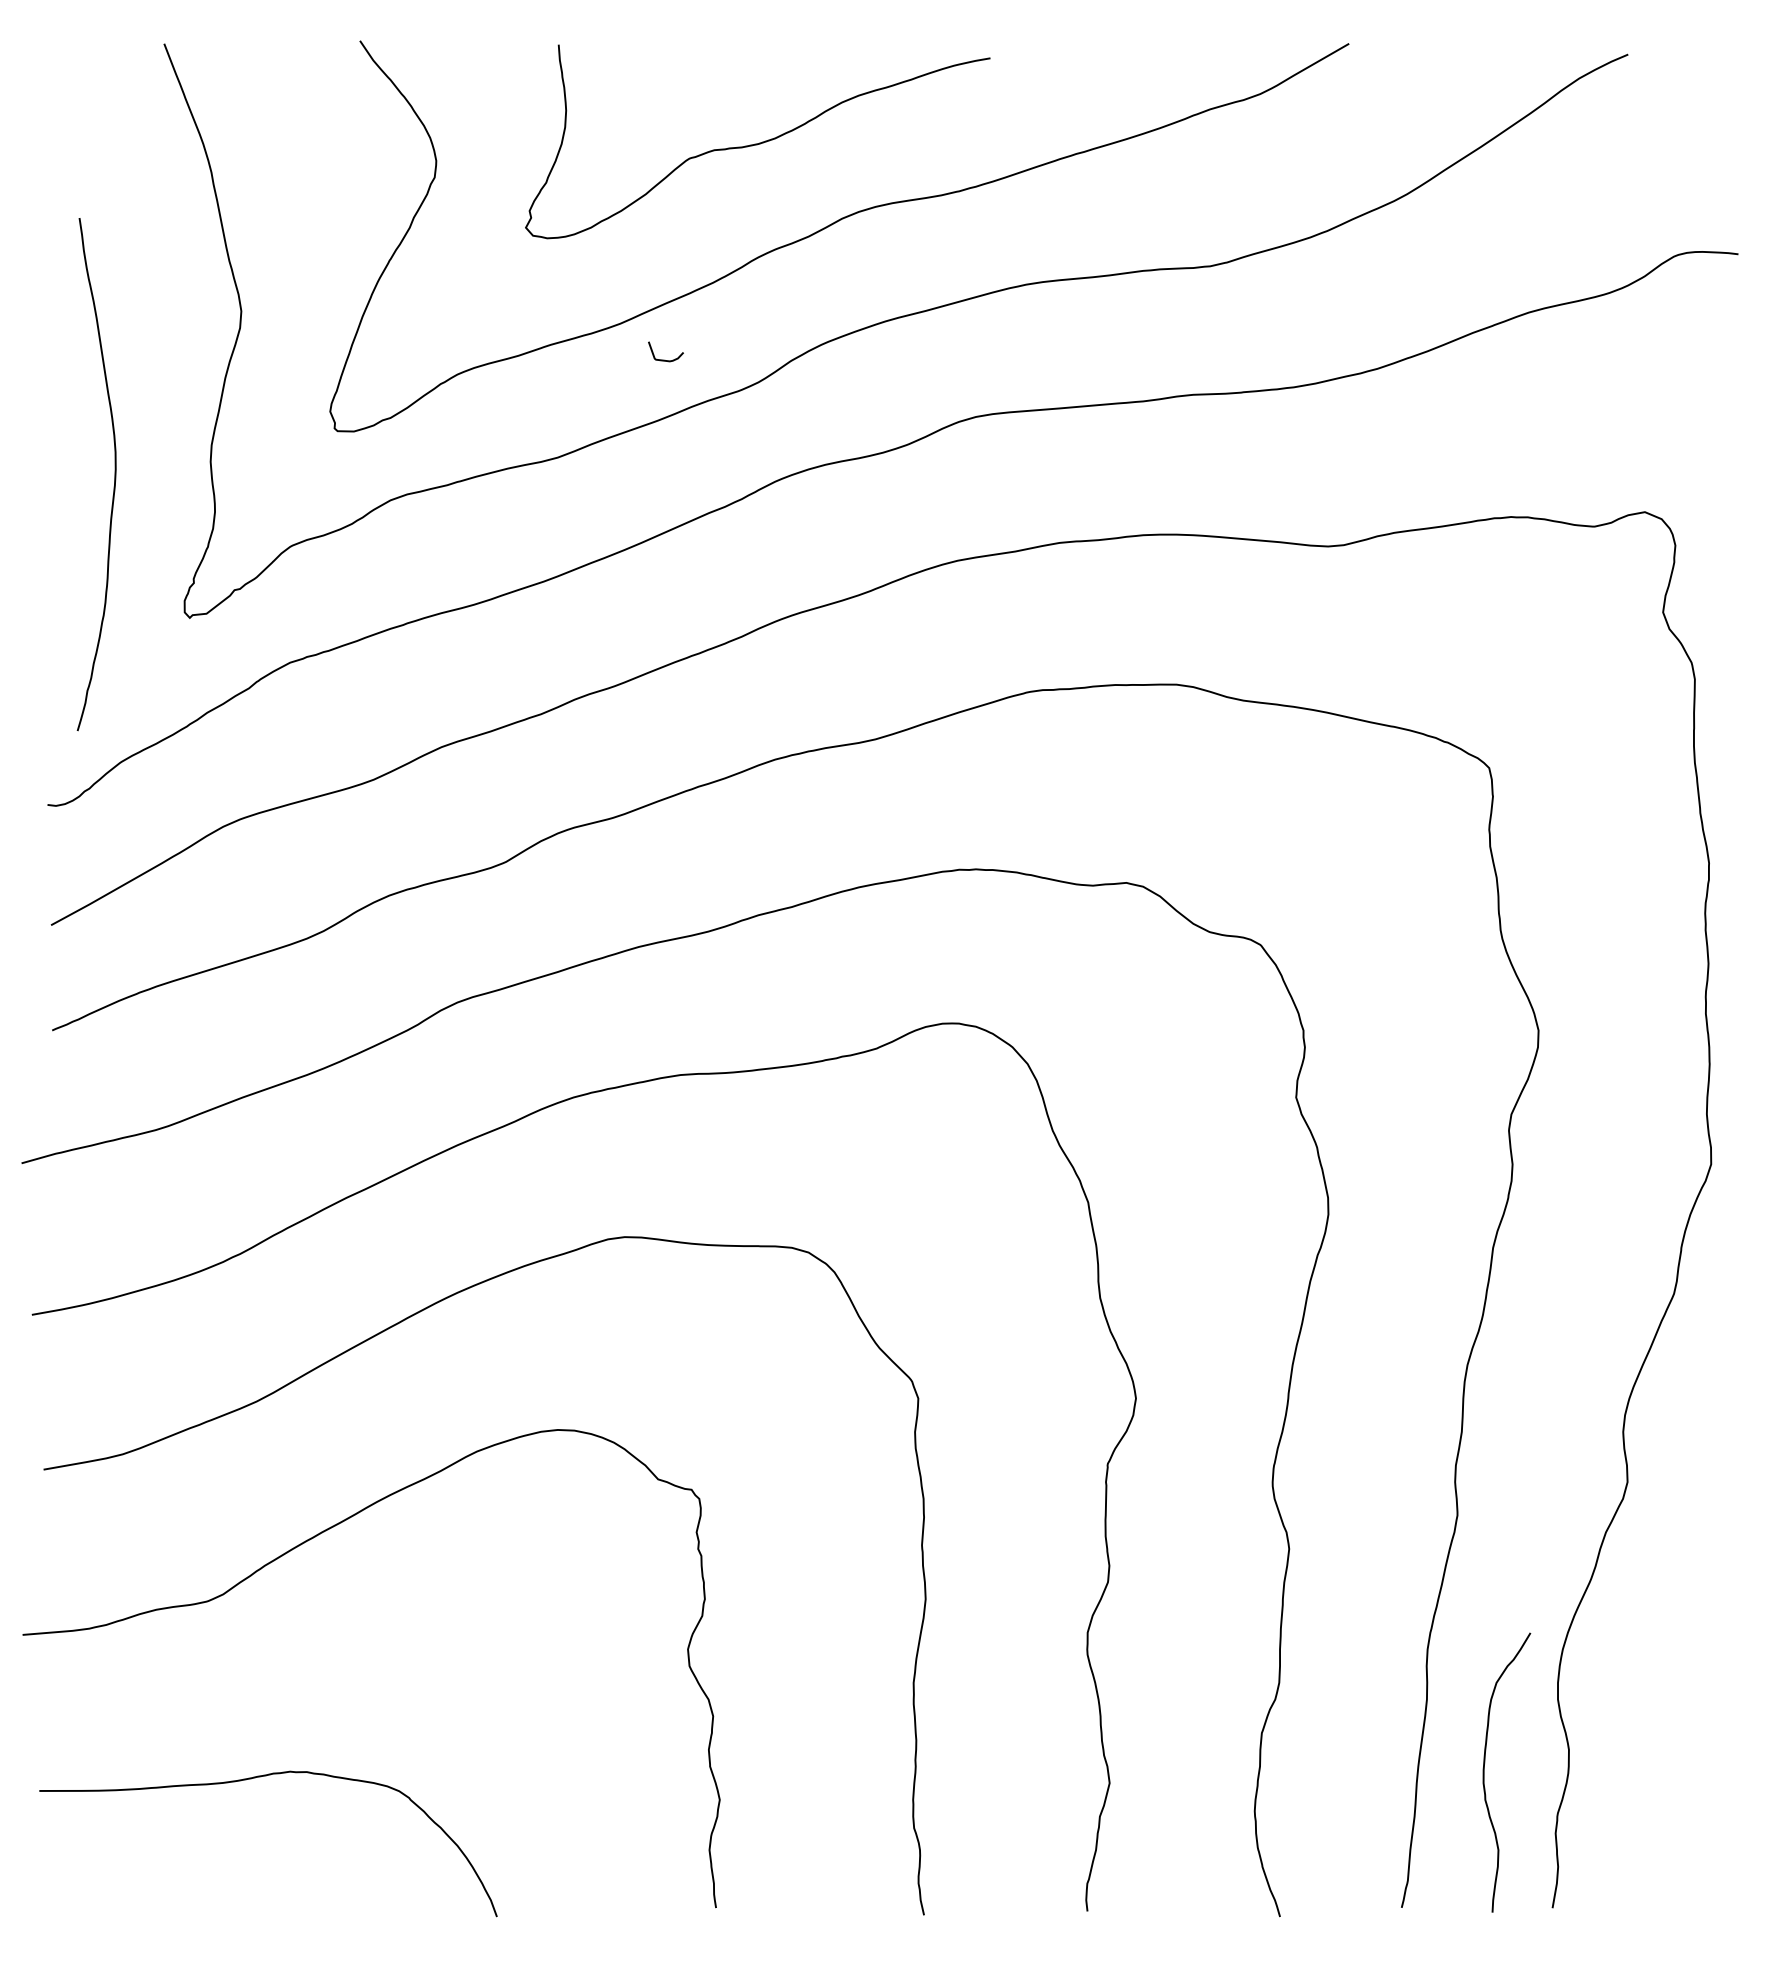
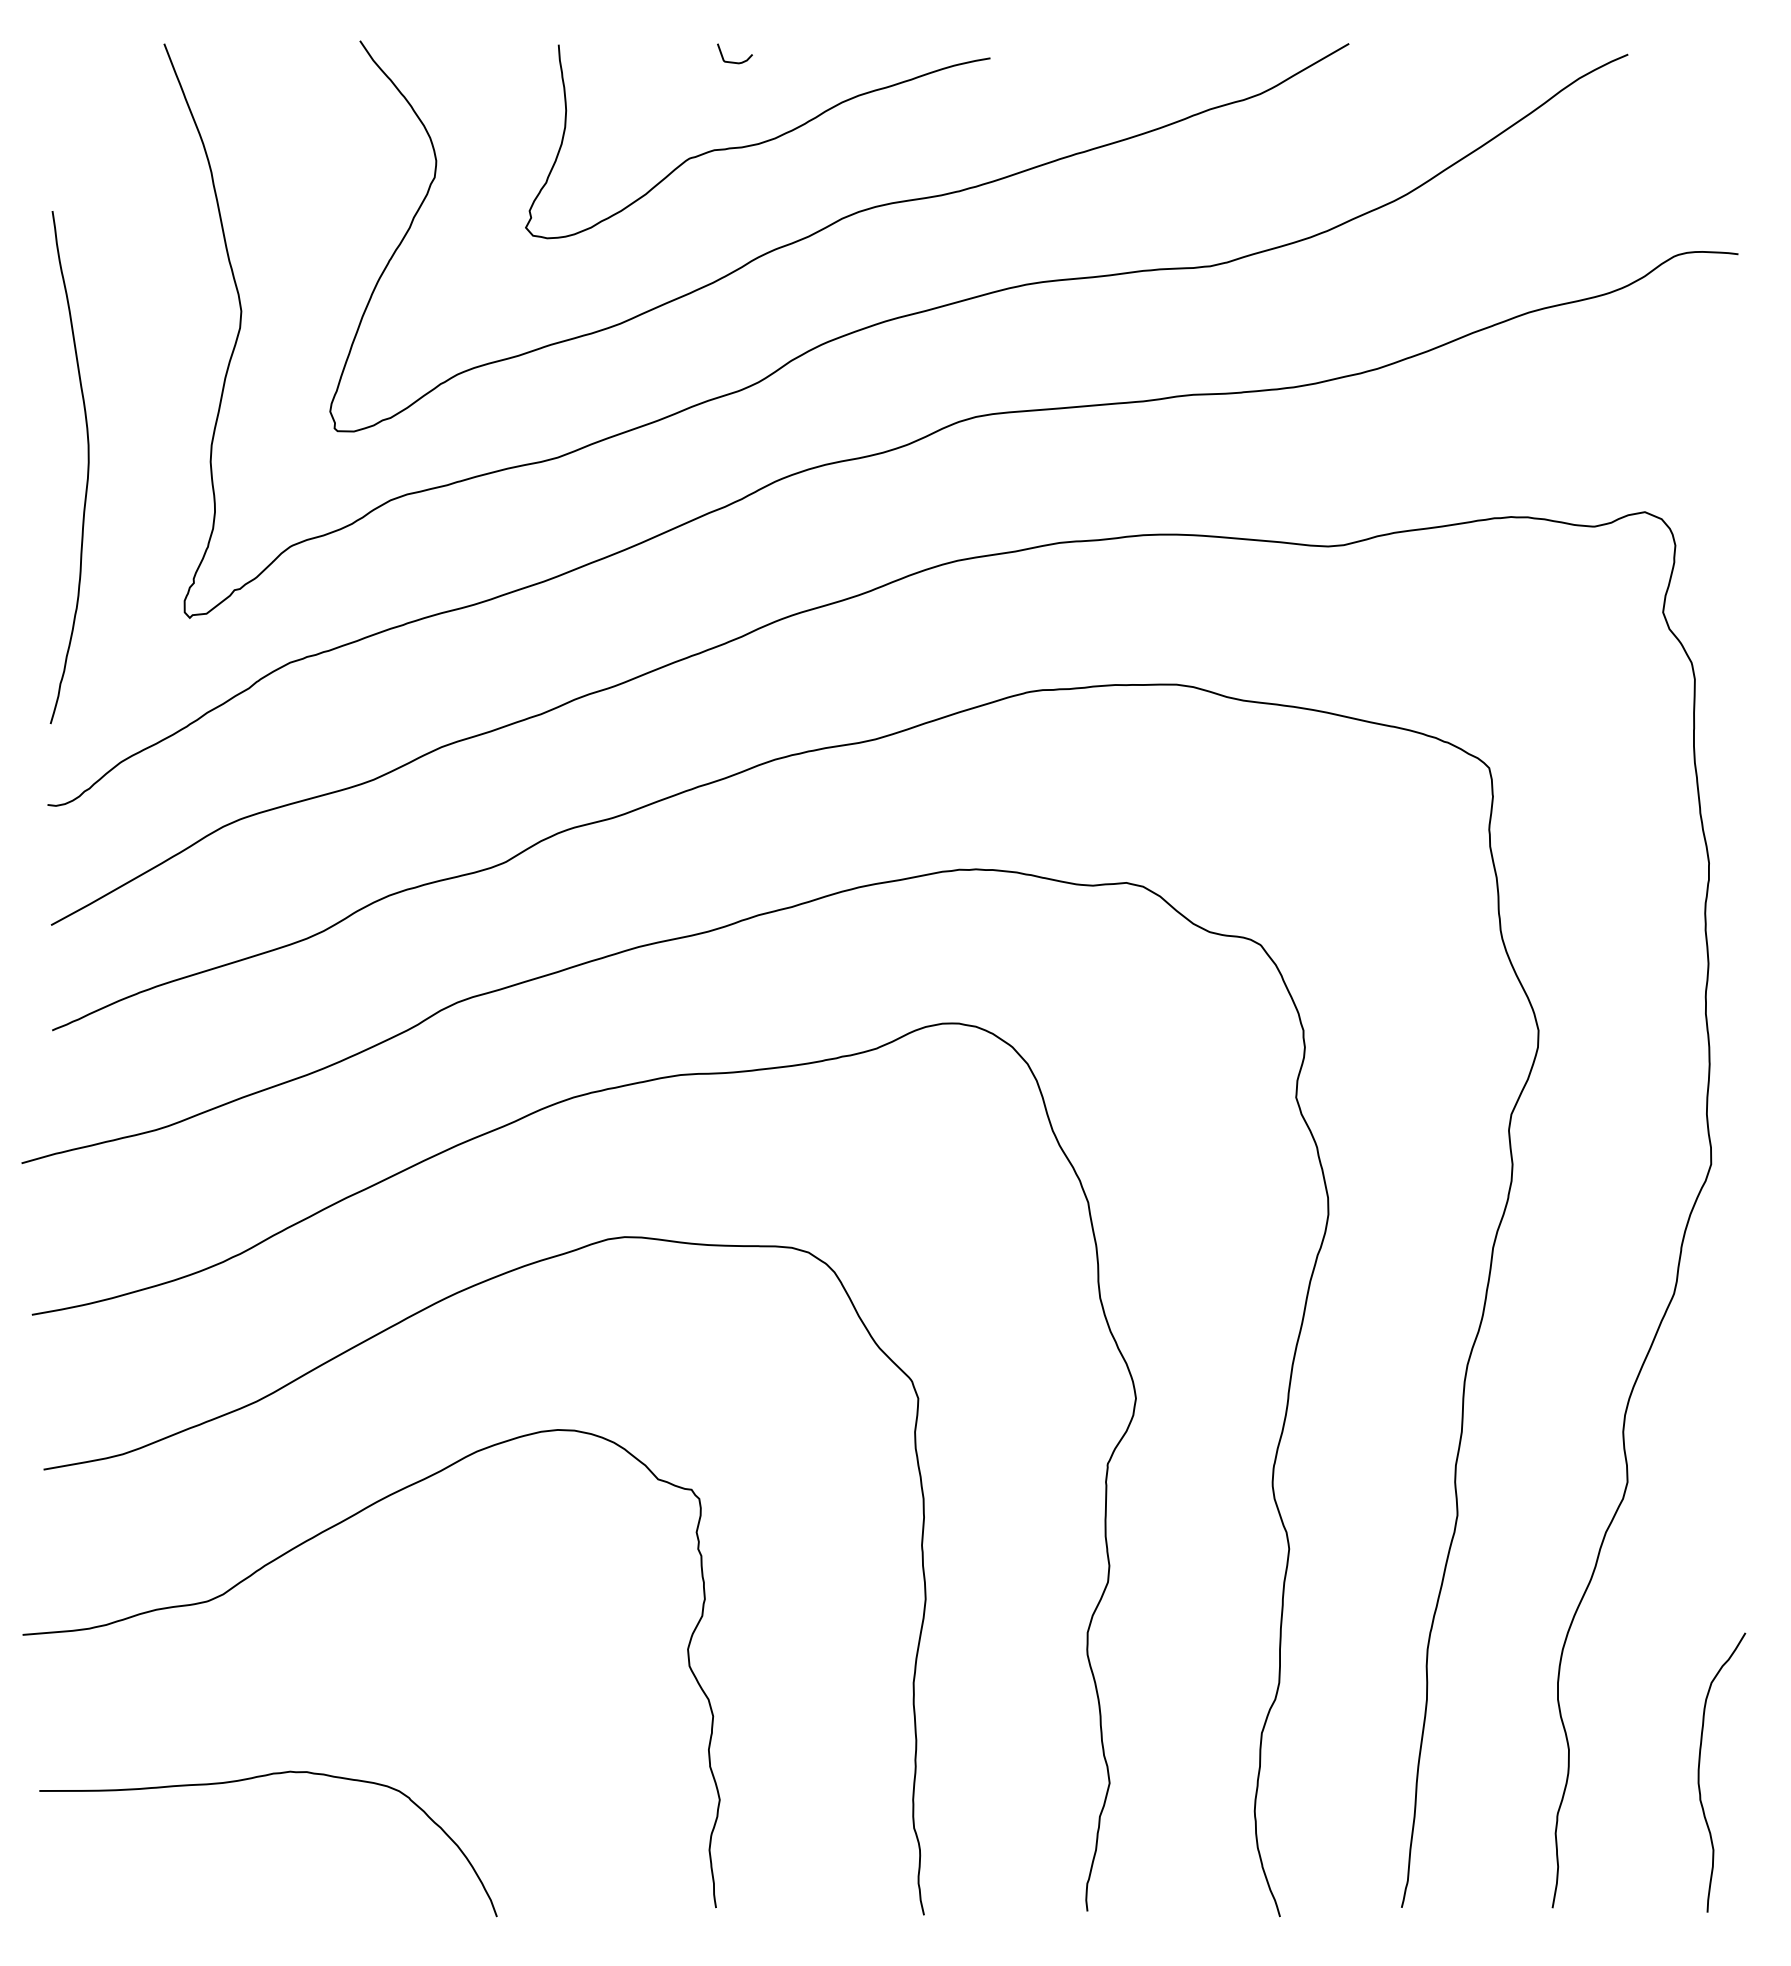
curve position: (664, 359) -> (733, 61) (733, 61)
curve position: (114, 474) -> (87, 467) (87, 467)
curve position: (1484, 1772) -> (1699, 1772) (1699, 1772)
